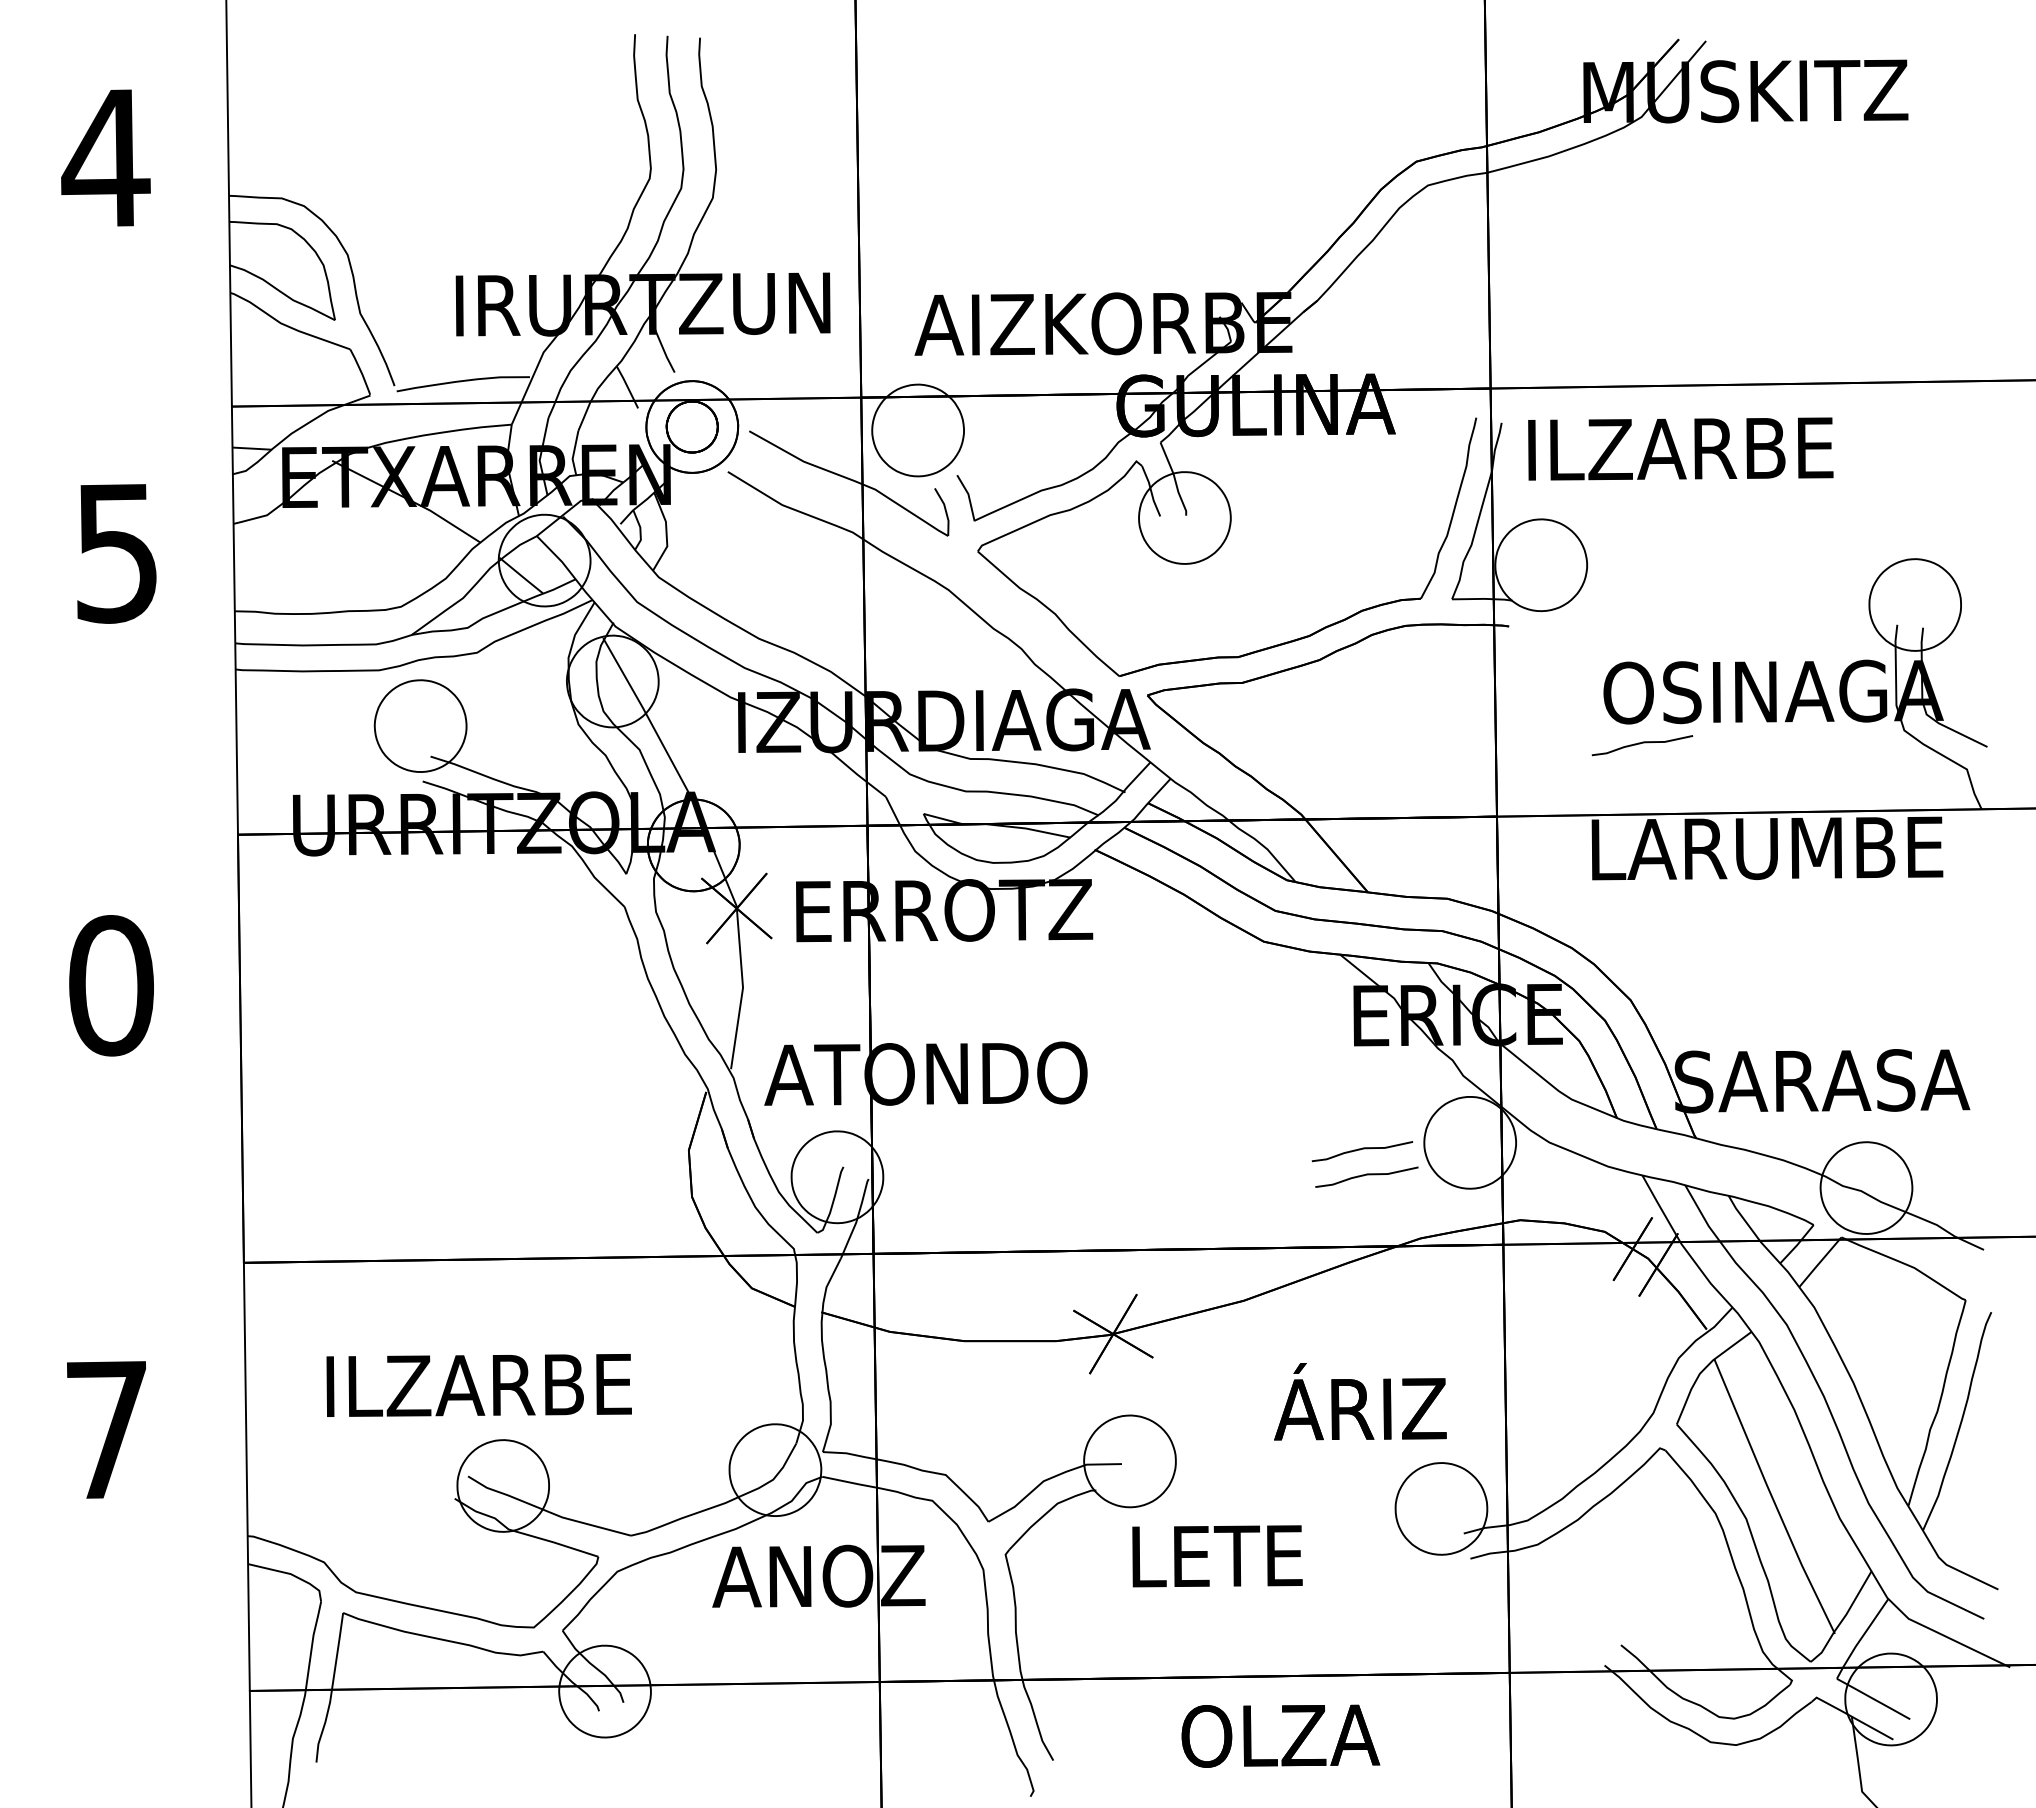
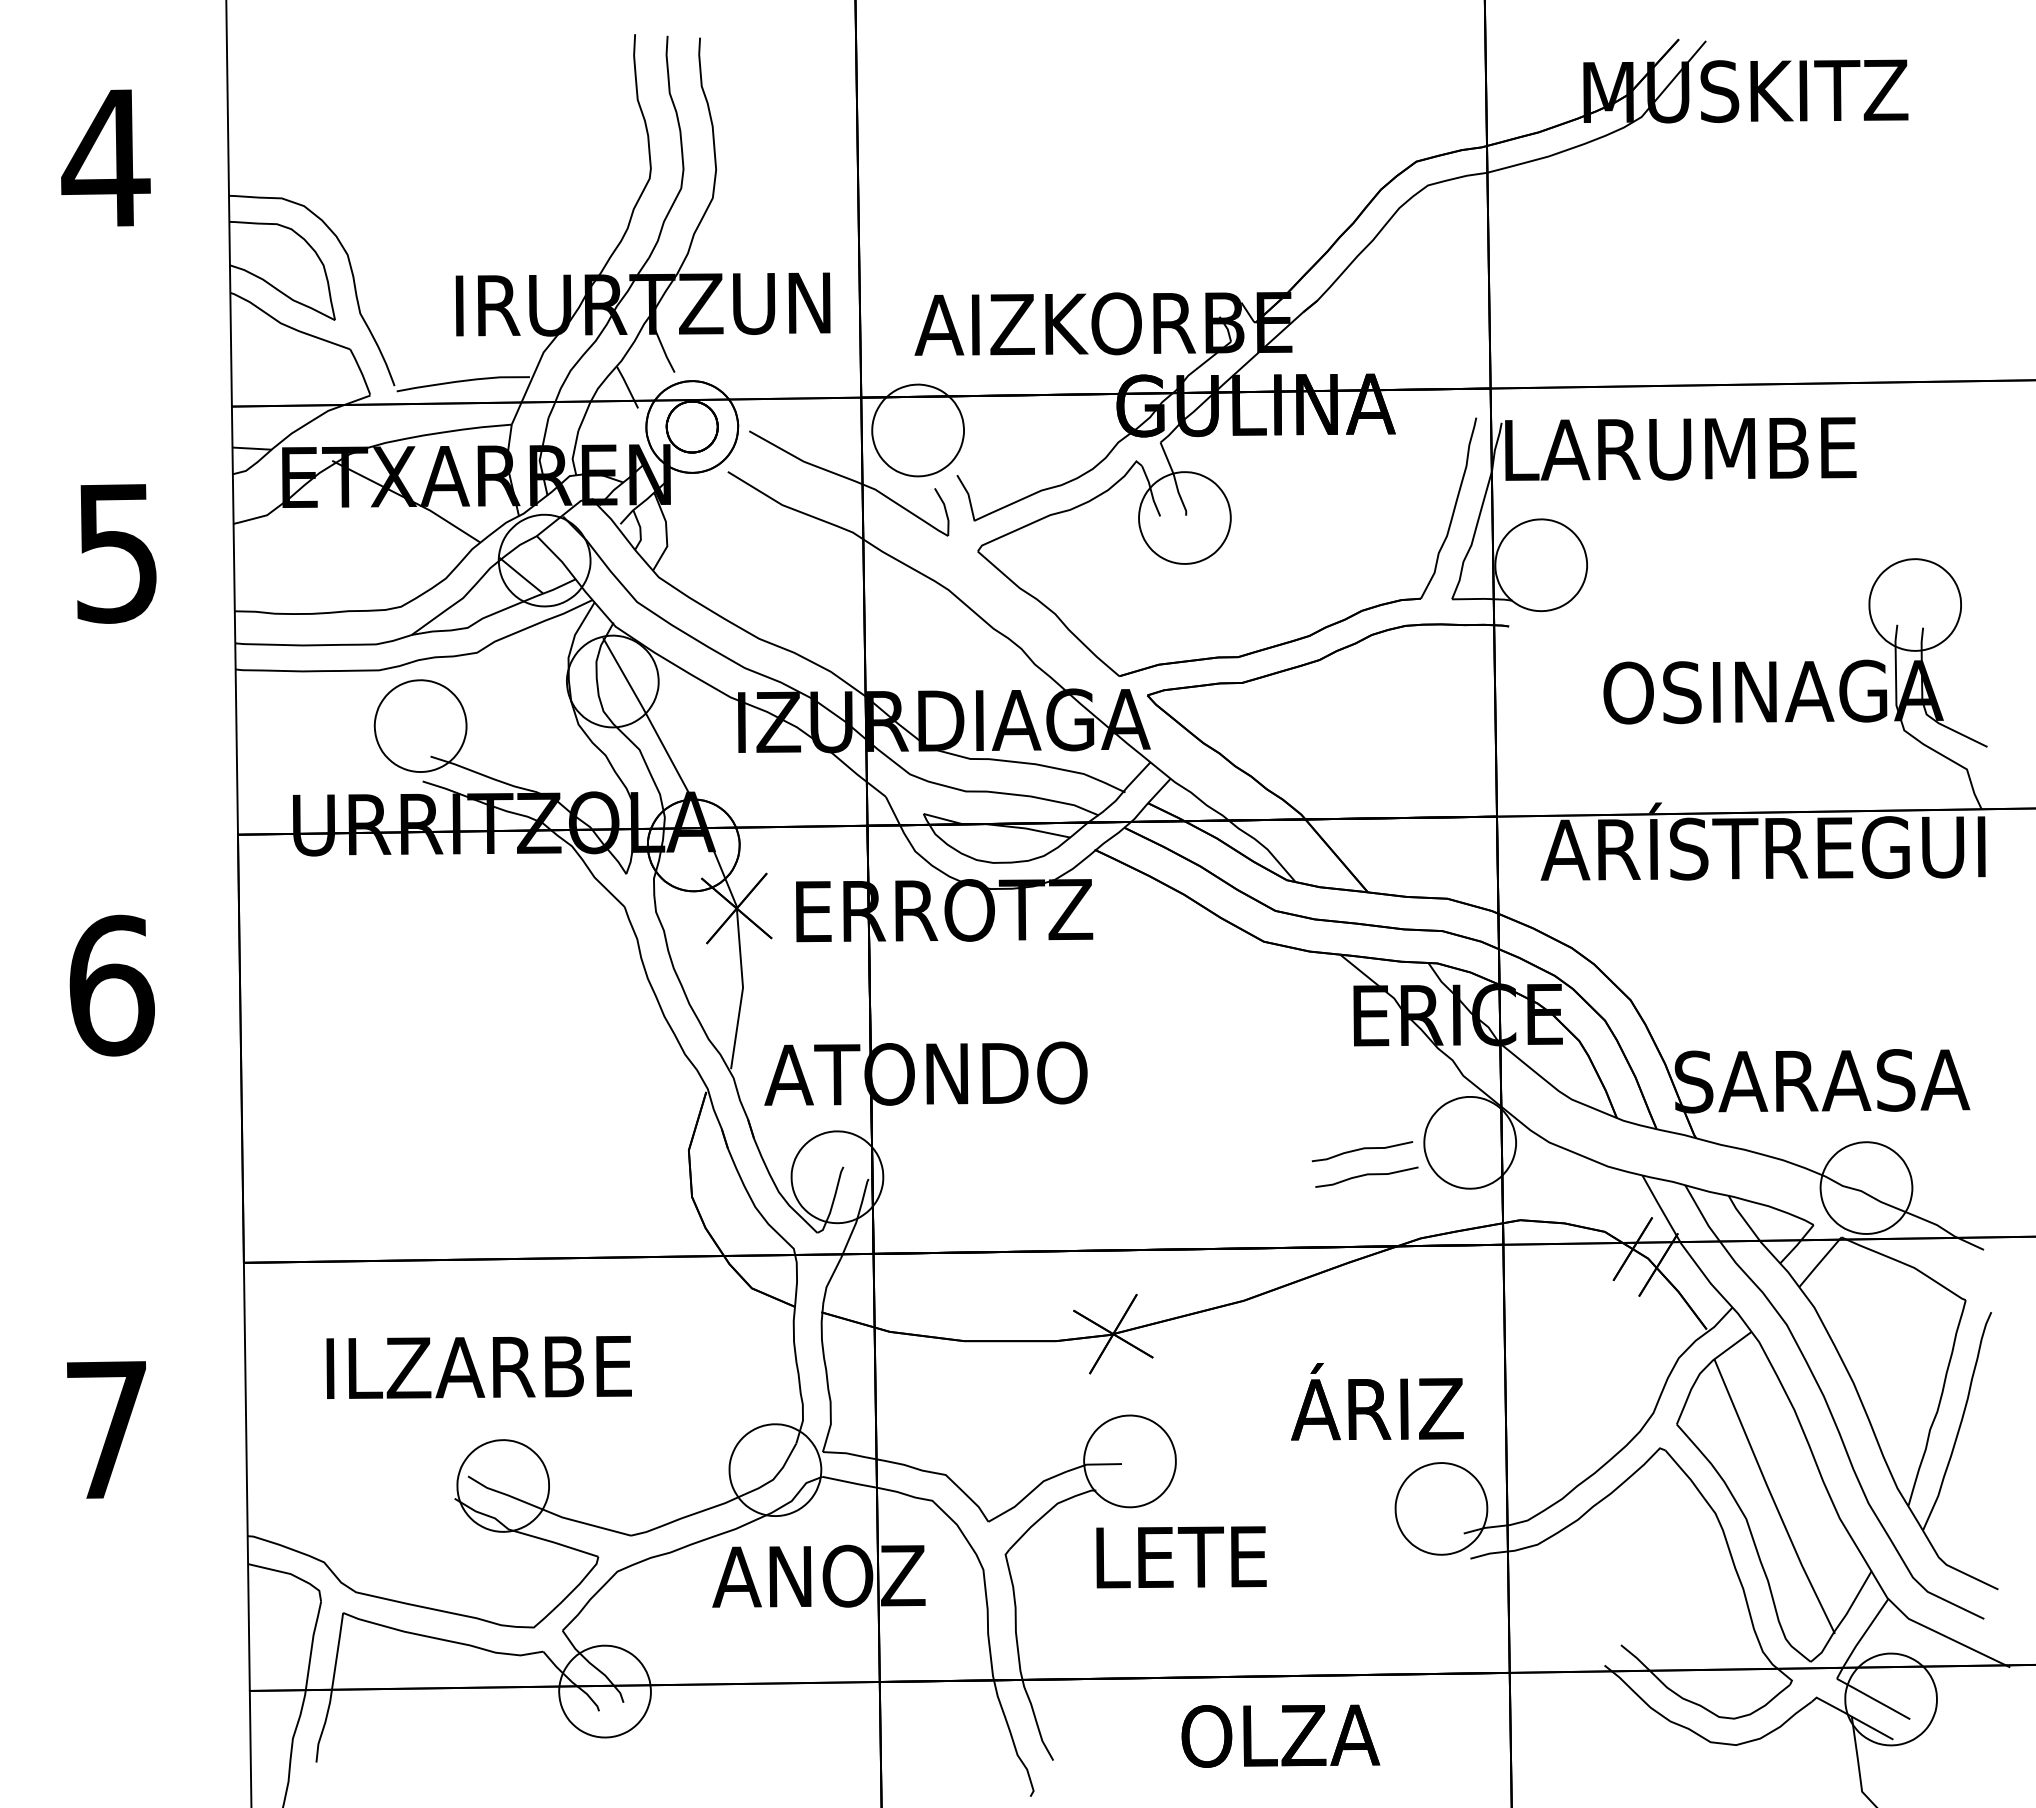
text: ILZARBE -> LARUMBE (1680, 448)
curve: present -> none (1642, 743)
text: LARUMBE -> ARÍSTREGUI (1762, 841)
text: 0 -> 6 (111, 985)
text position: (478, 1385) -> (478, 1367) (478, 1367)
text position: (1360, 1401) -> (1377, 1401) (1377, 1401)
text position: (1217, 1556) -> (1181, 1557) (1181, 1557)
